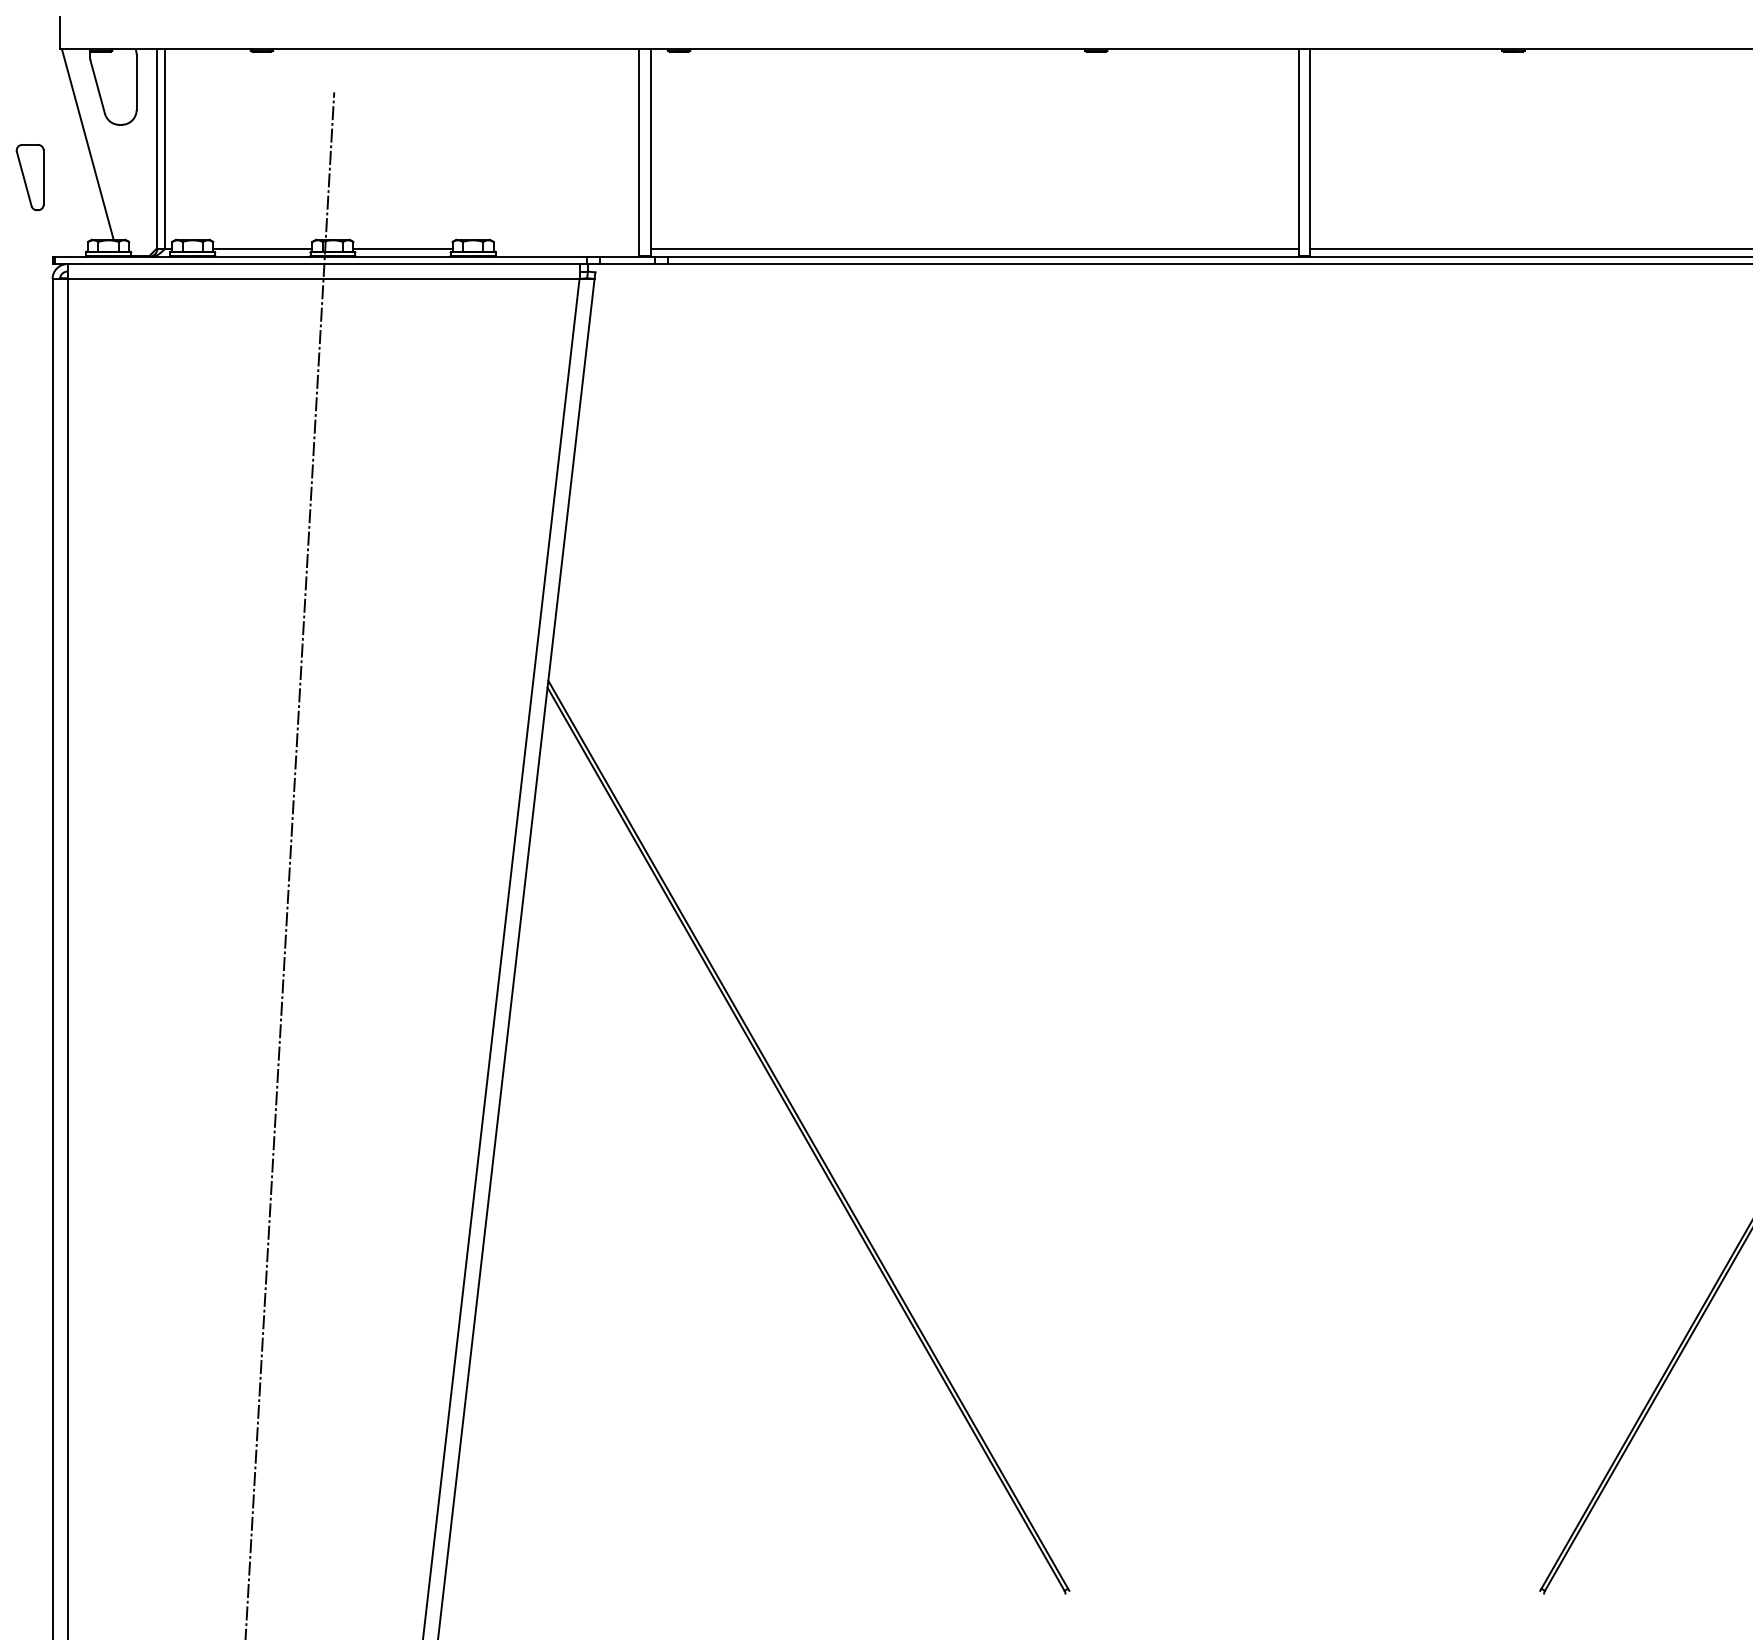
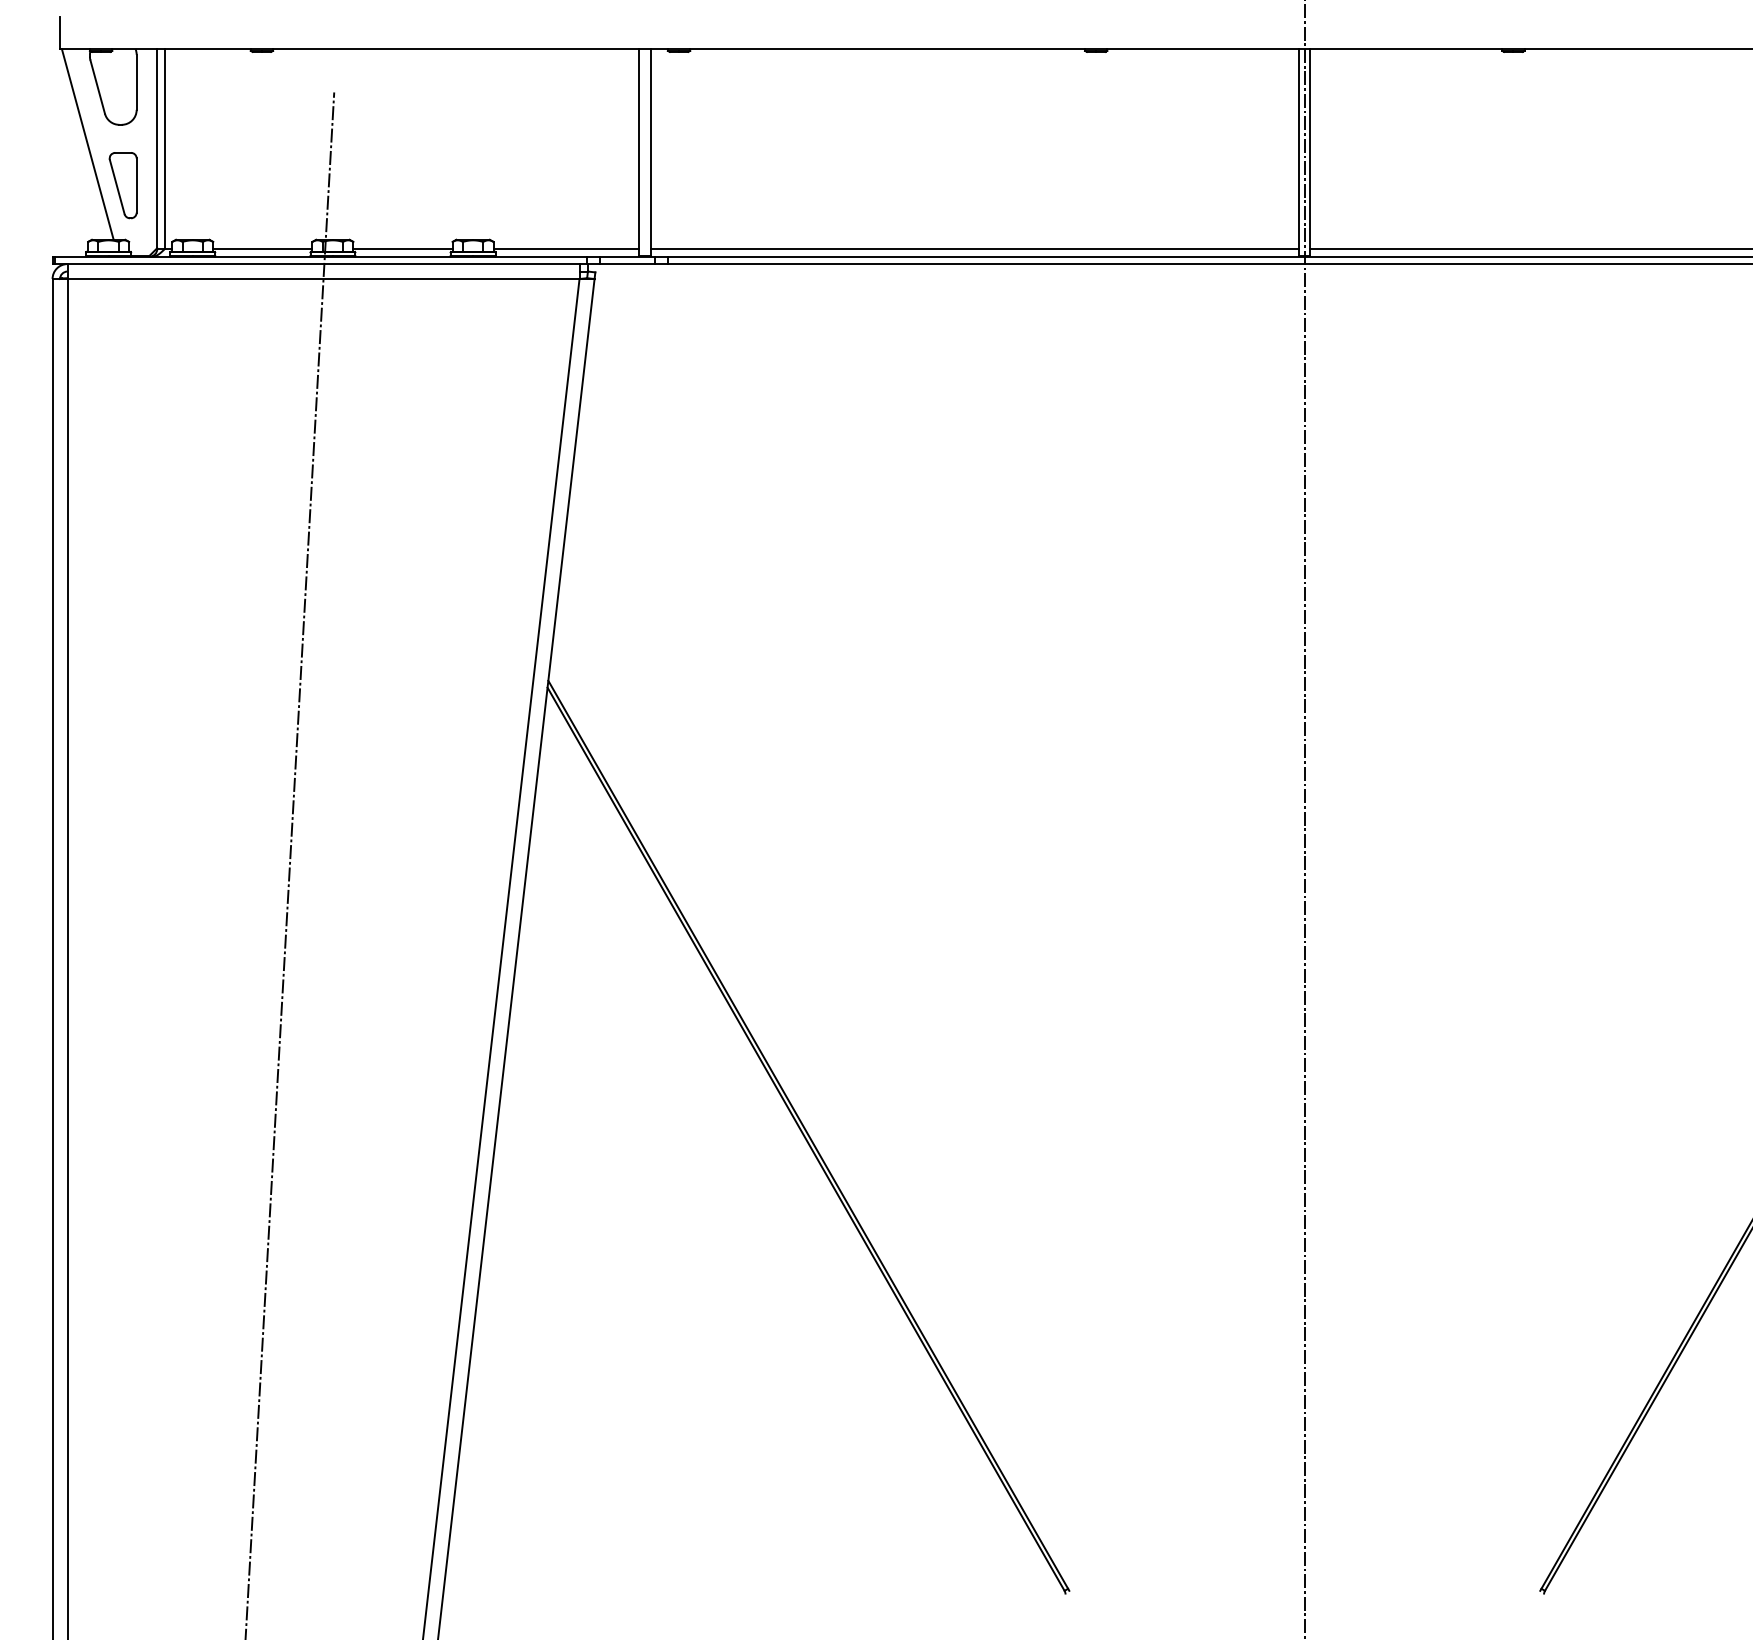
part position: (29, 177) -> (122, 185) (122, 185)
line: none -> present (566, 249)
line: none -> present (1304, 819)
